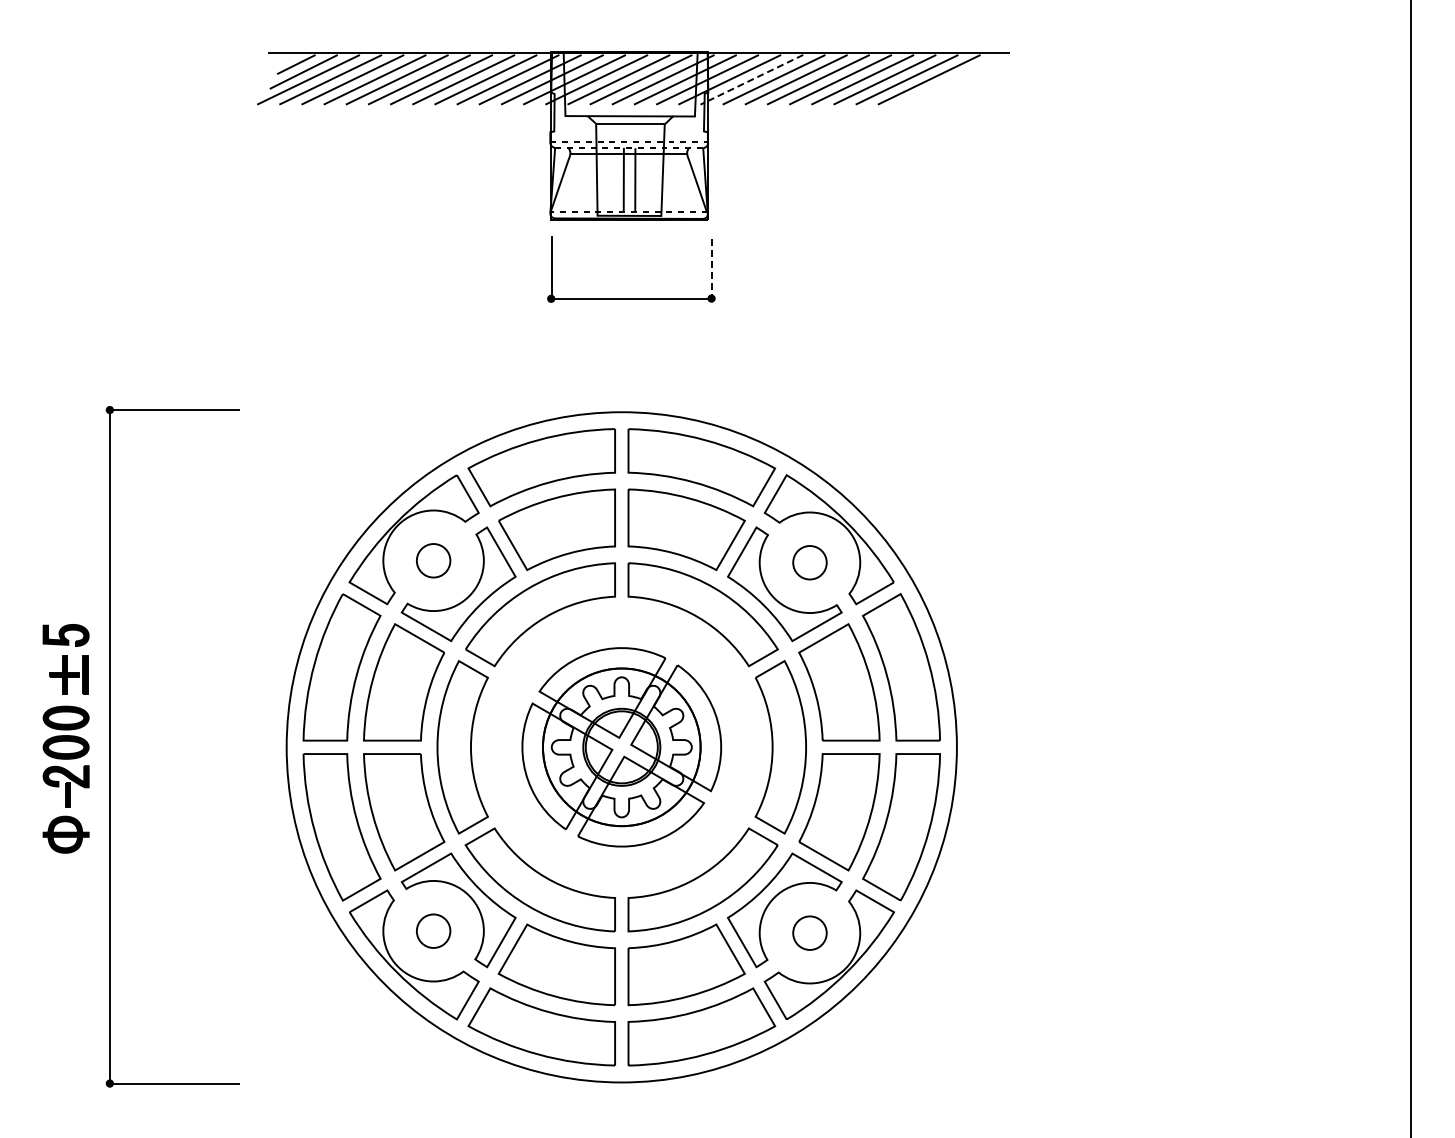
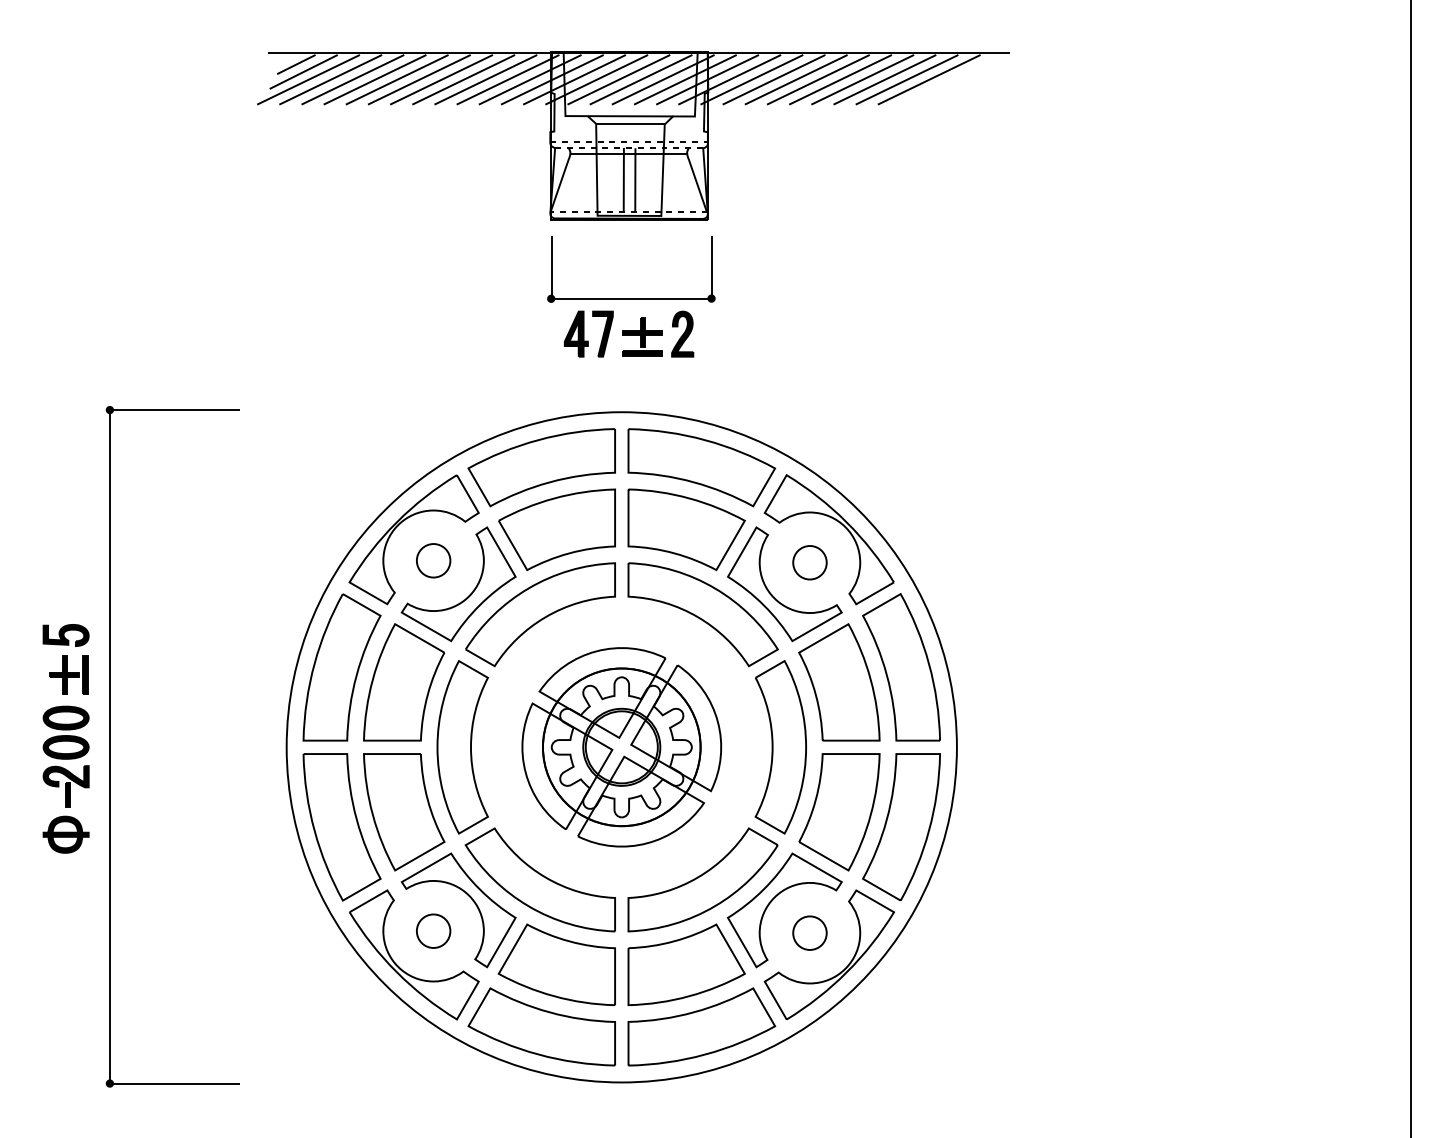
line: dashed -> solid (751, 80)
line: dashed -> solid (711, 268)
part: none -> present (629, 333)
